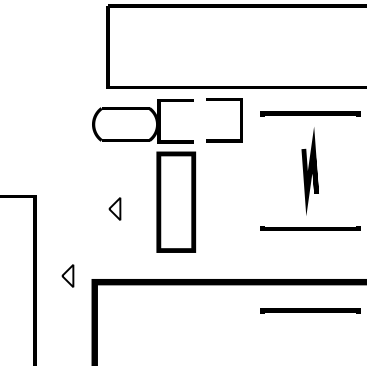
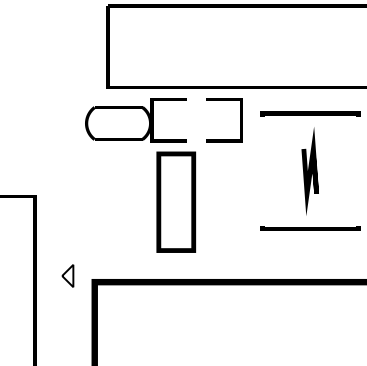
part position: (142, 121) -> (135, 120) (135, 120)
part: present -> none (114, 208)
line: present -> none (310, 310)
